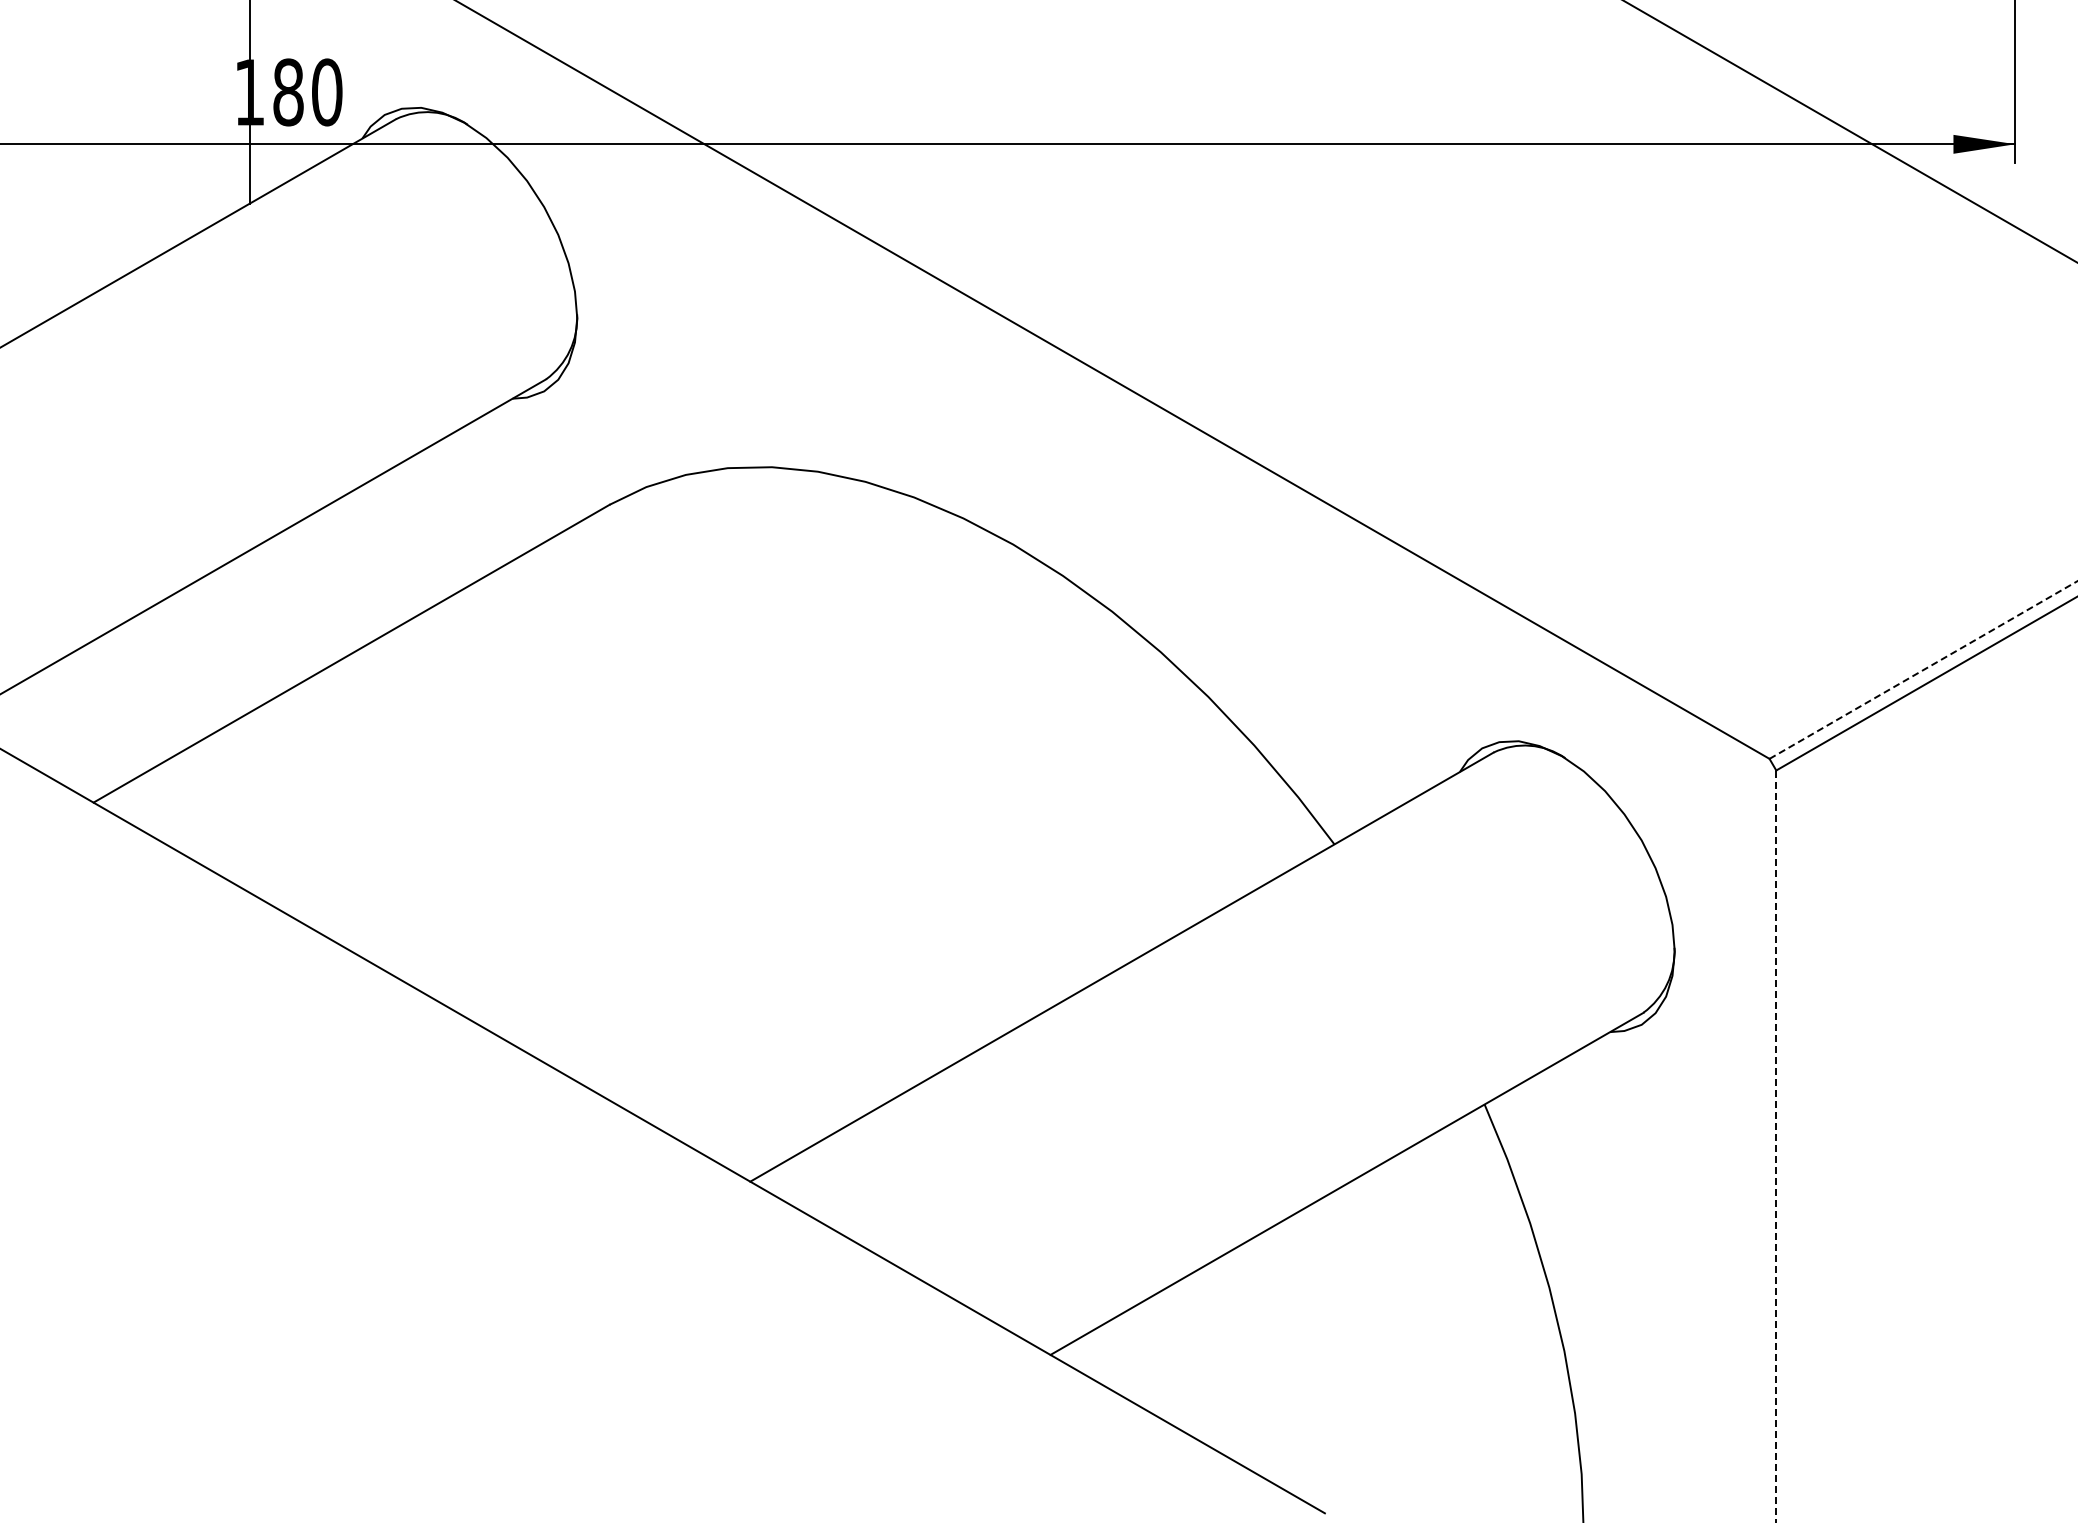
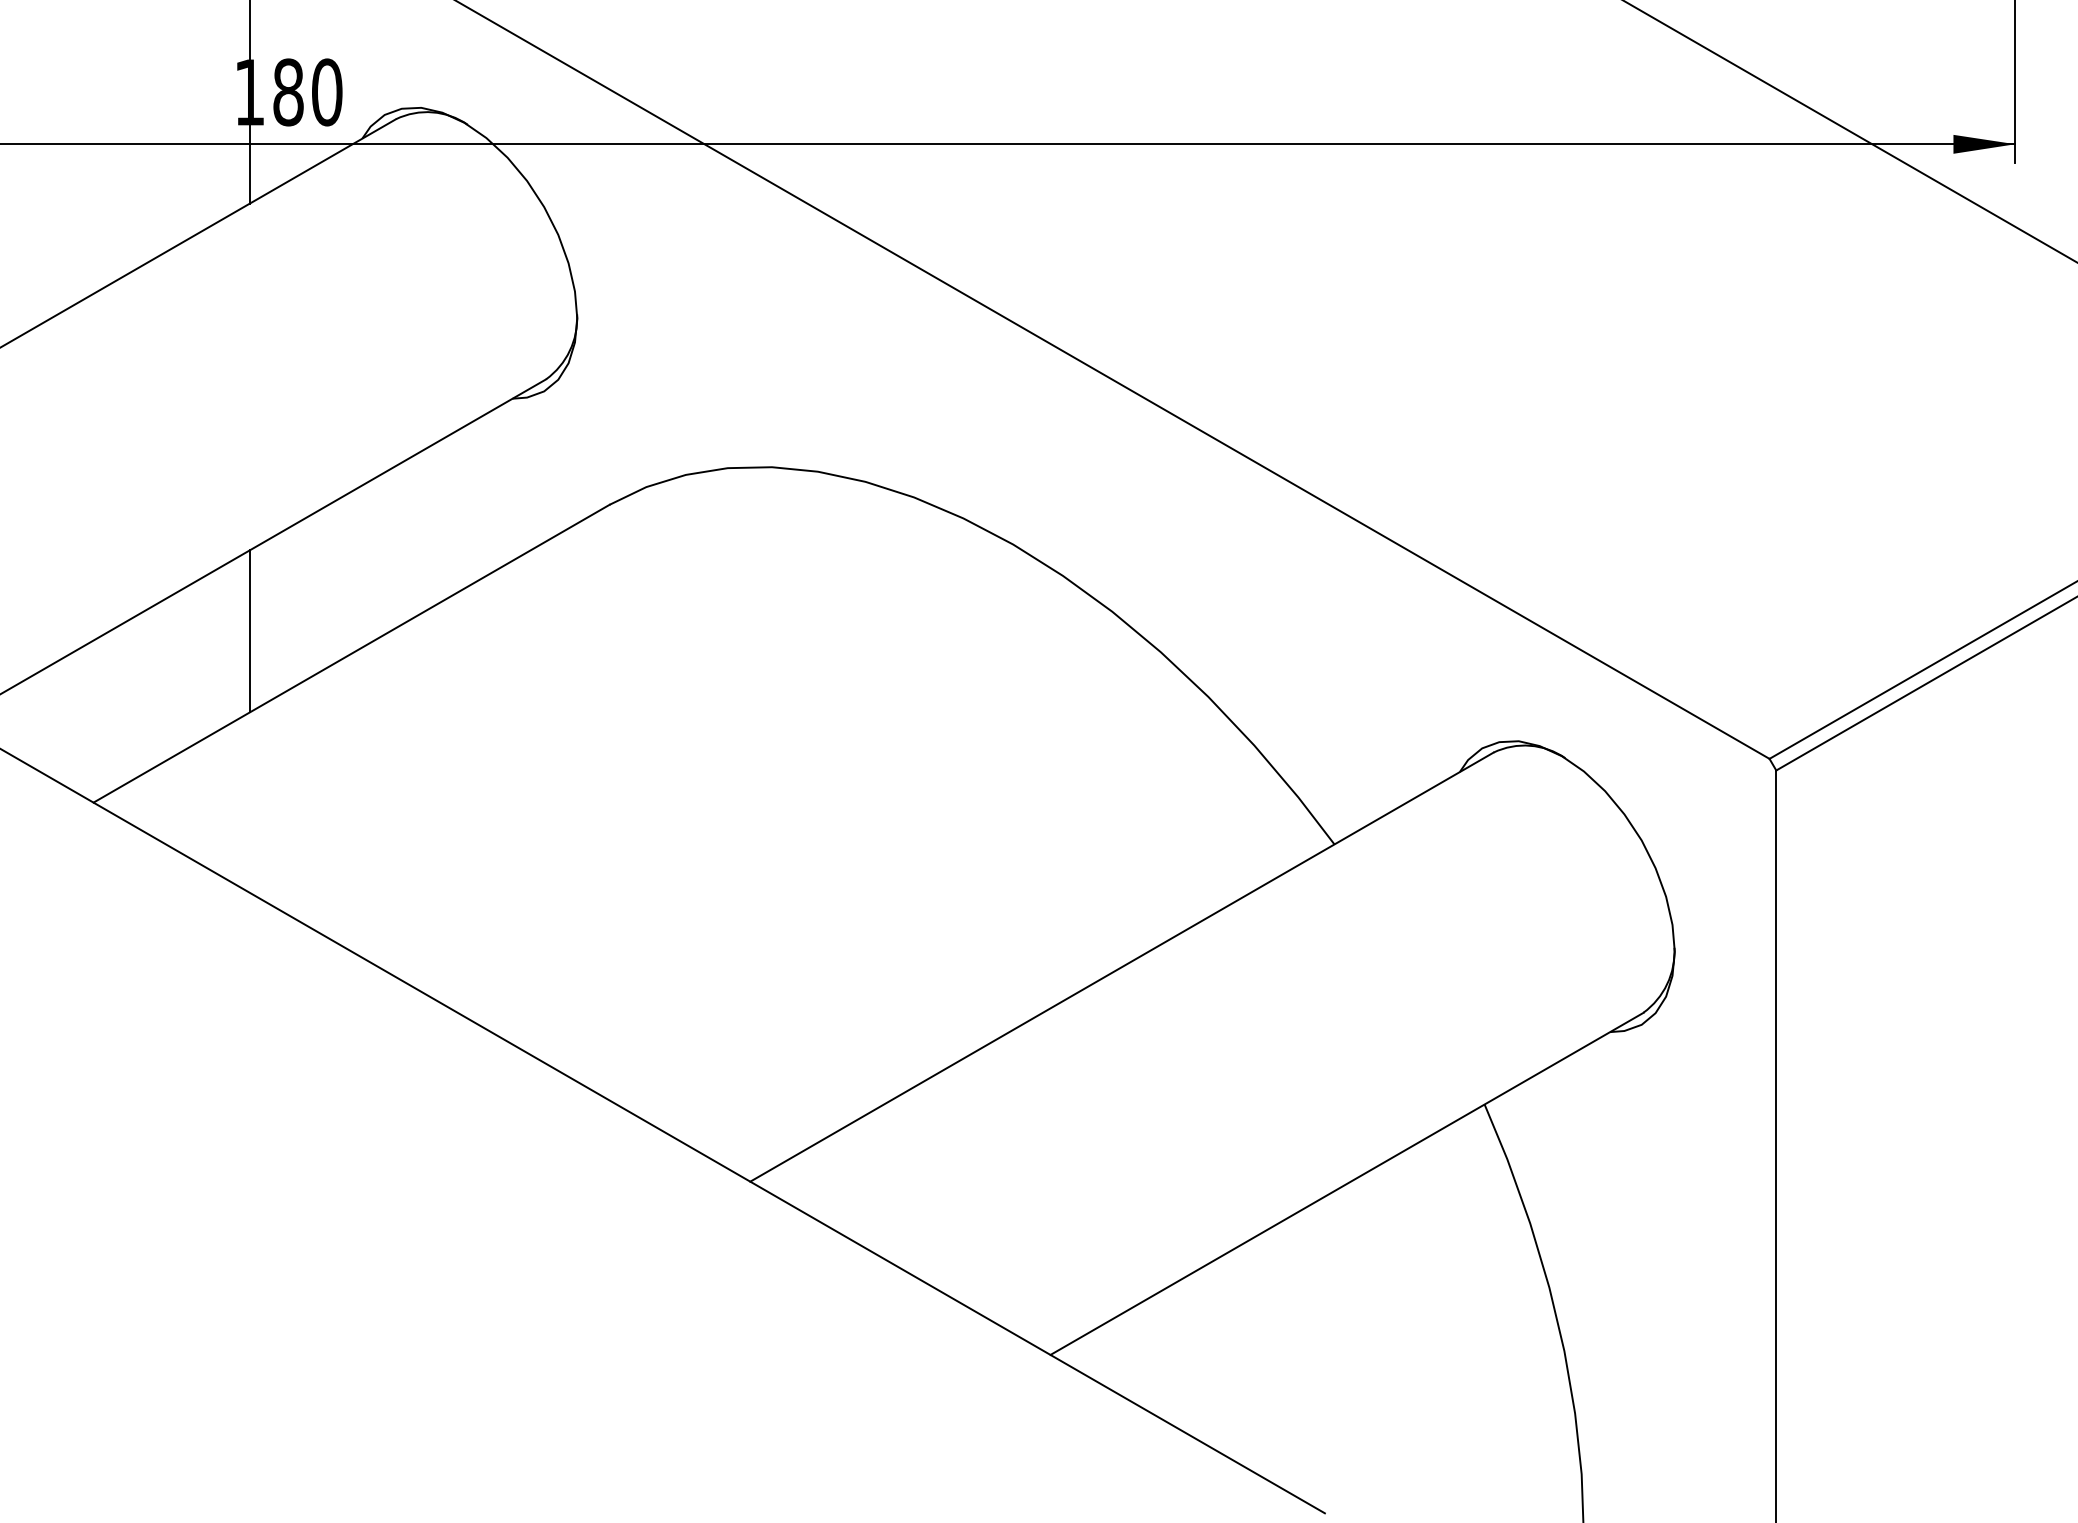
line: none -> present (250, 631)
line: dashed -> solid (1923, 670)
line: dashed -> solid (1776, 1146)
